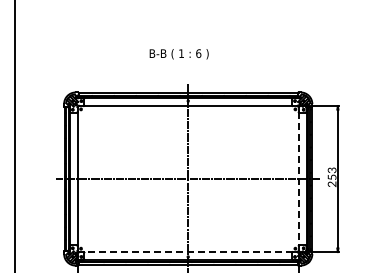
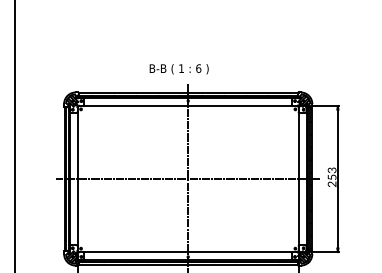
text position: (178, 54) -> (178, 69) (178, 69)
line: dashed -> solid (298, 179)
line: dashed -> solid (188, 252)
